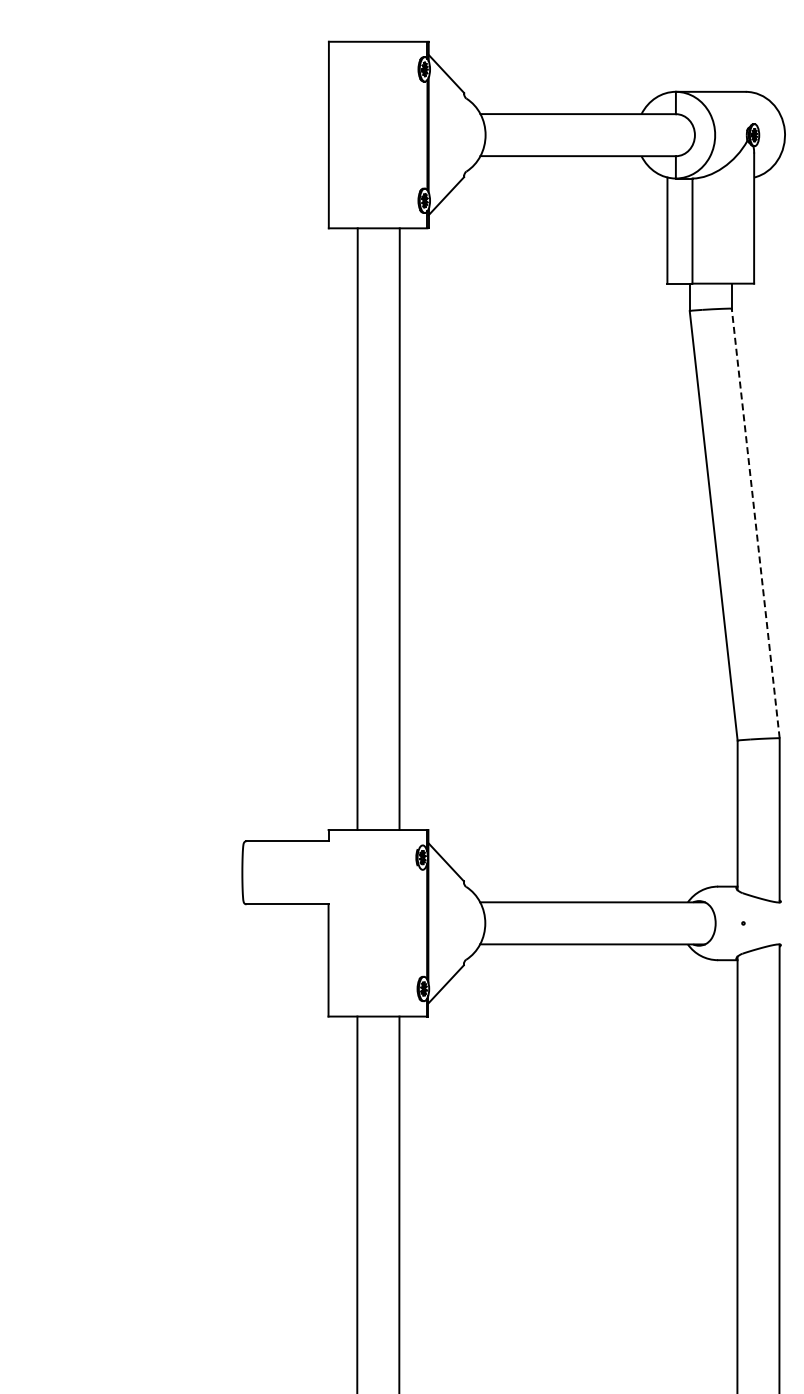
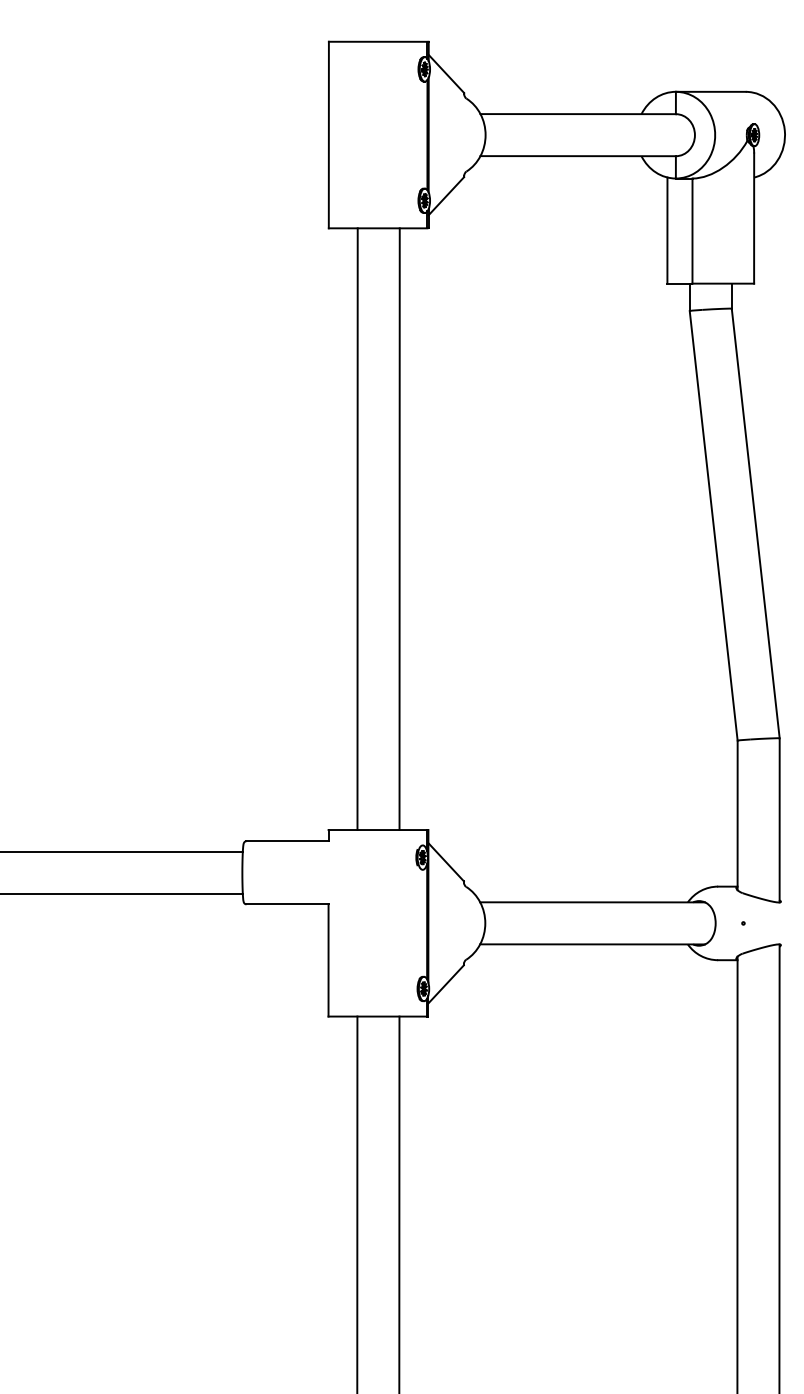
line: dashed -> solid (755, 523)
line: none -> present (122, 851)
line: none -> present (122, 893)
